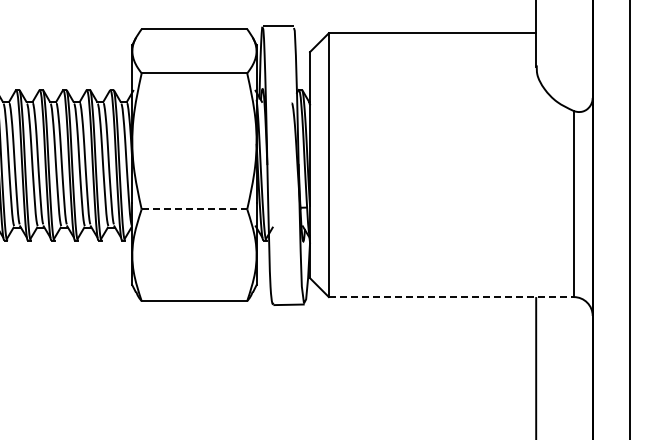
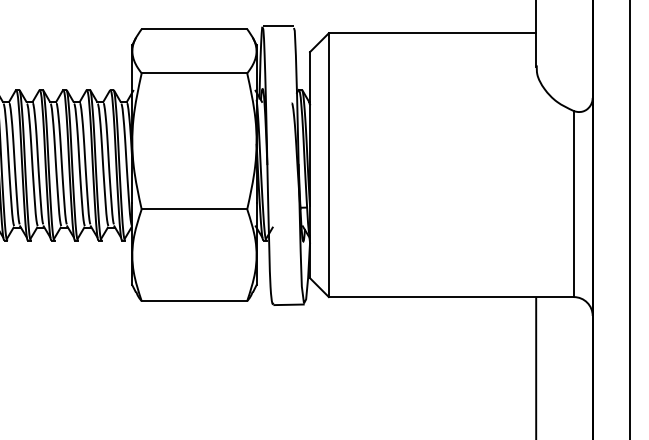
line: dashed -> solid (194, 209)
line: dashed -> solid (451, 297)
